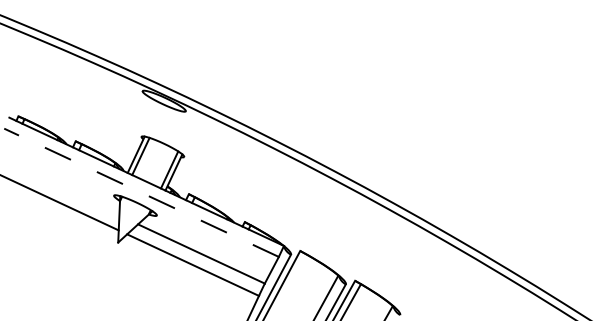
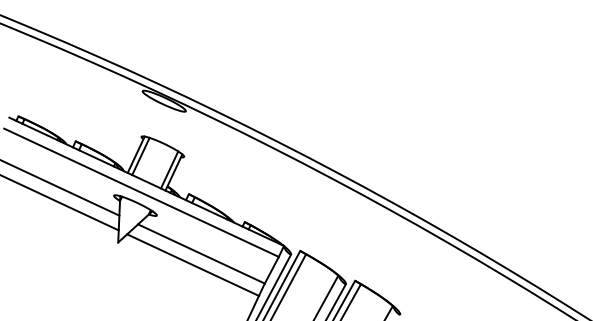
line: none -> present (60, 188)
line: dashed -> solid (141, 192)
line: none -> present (289, 285)
